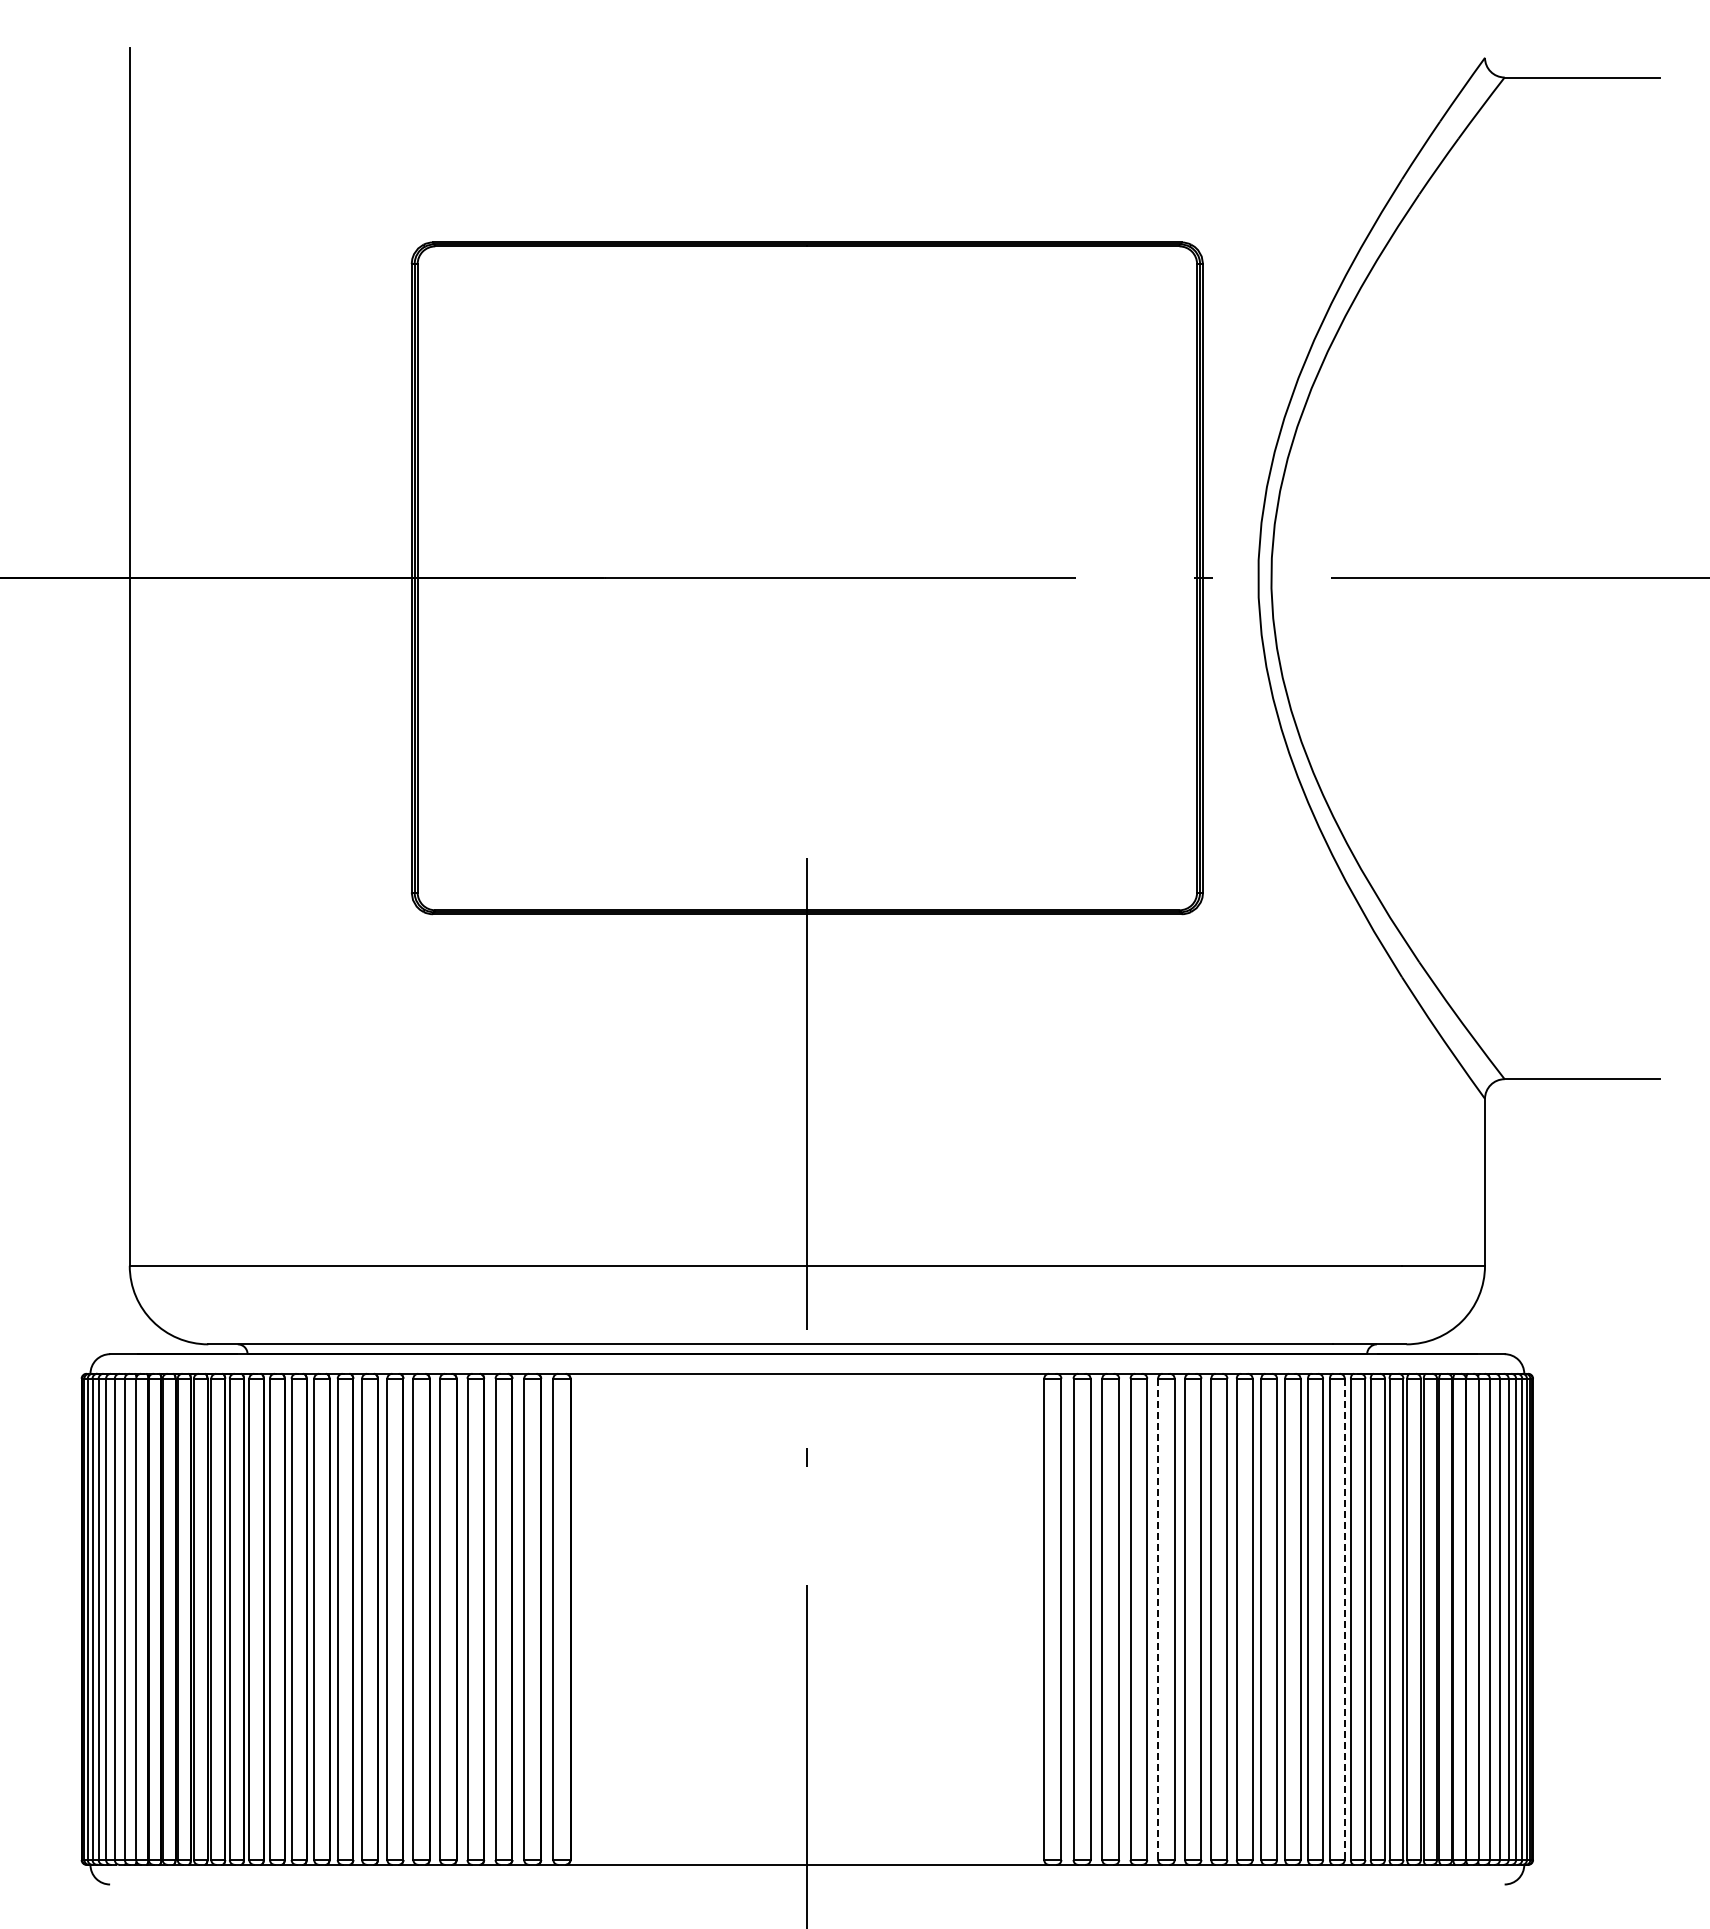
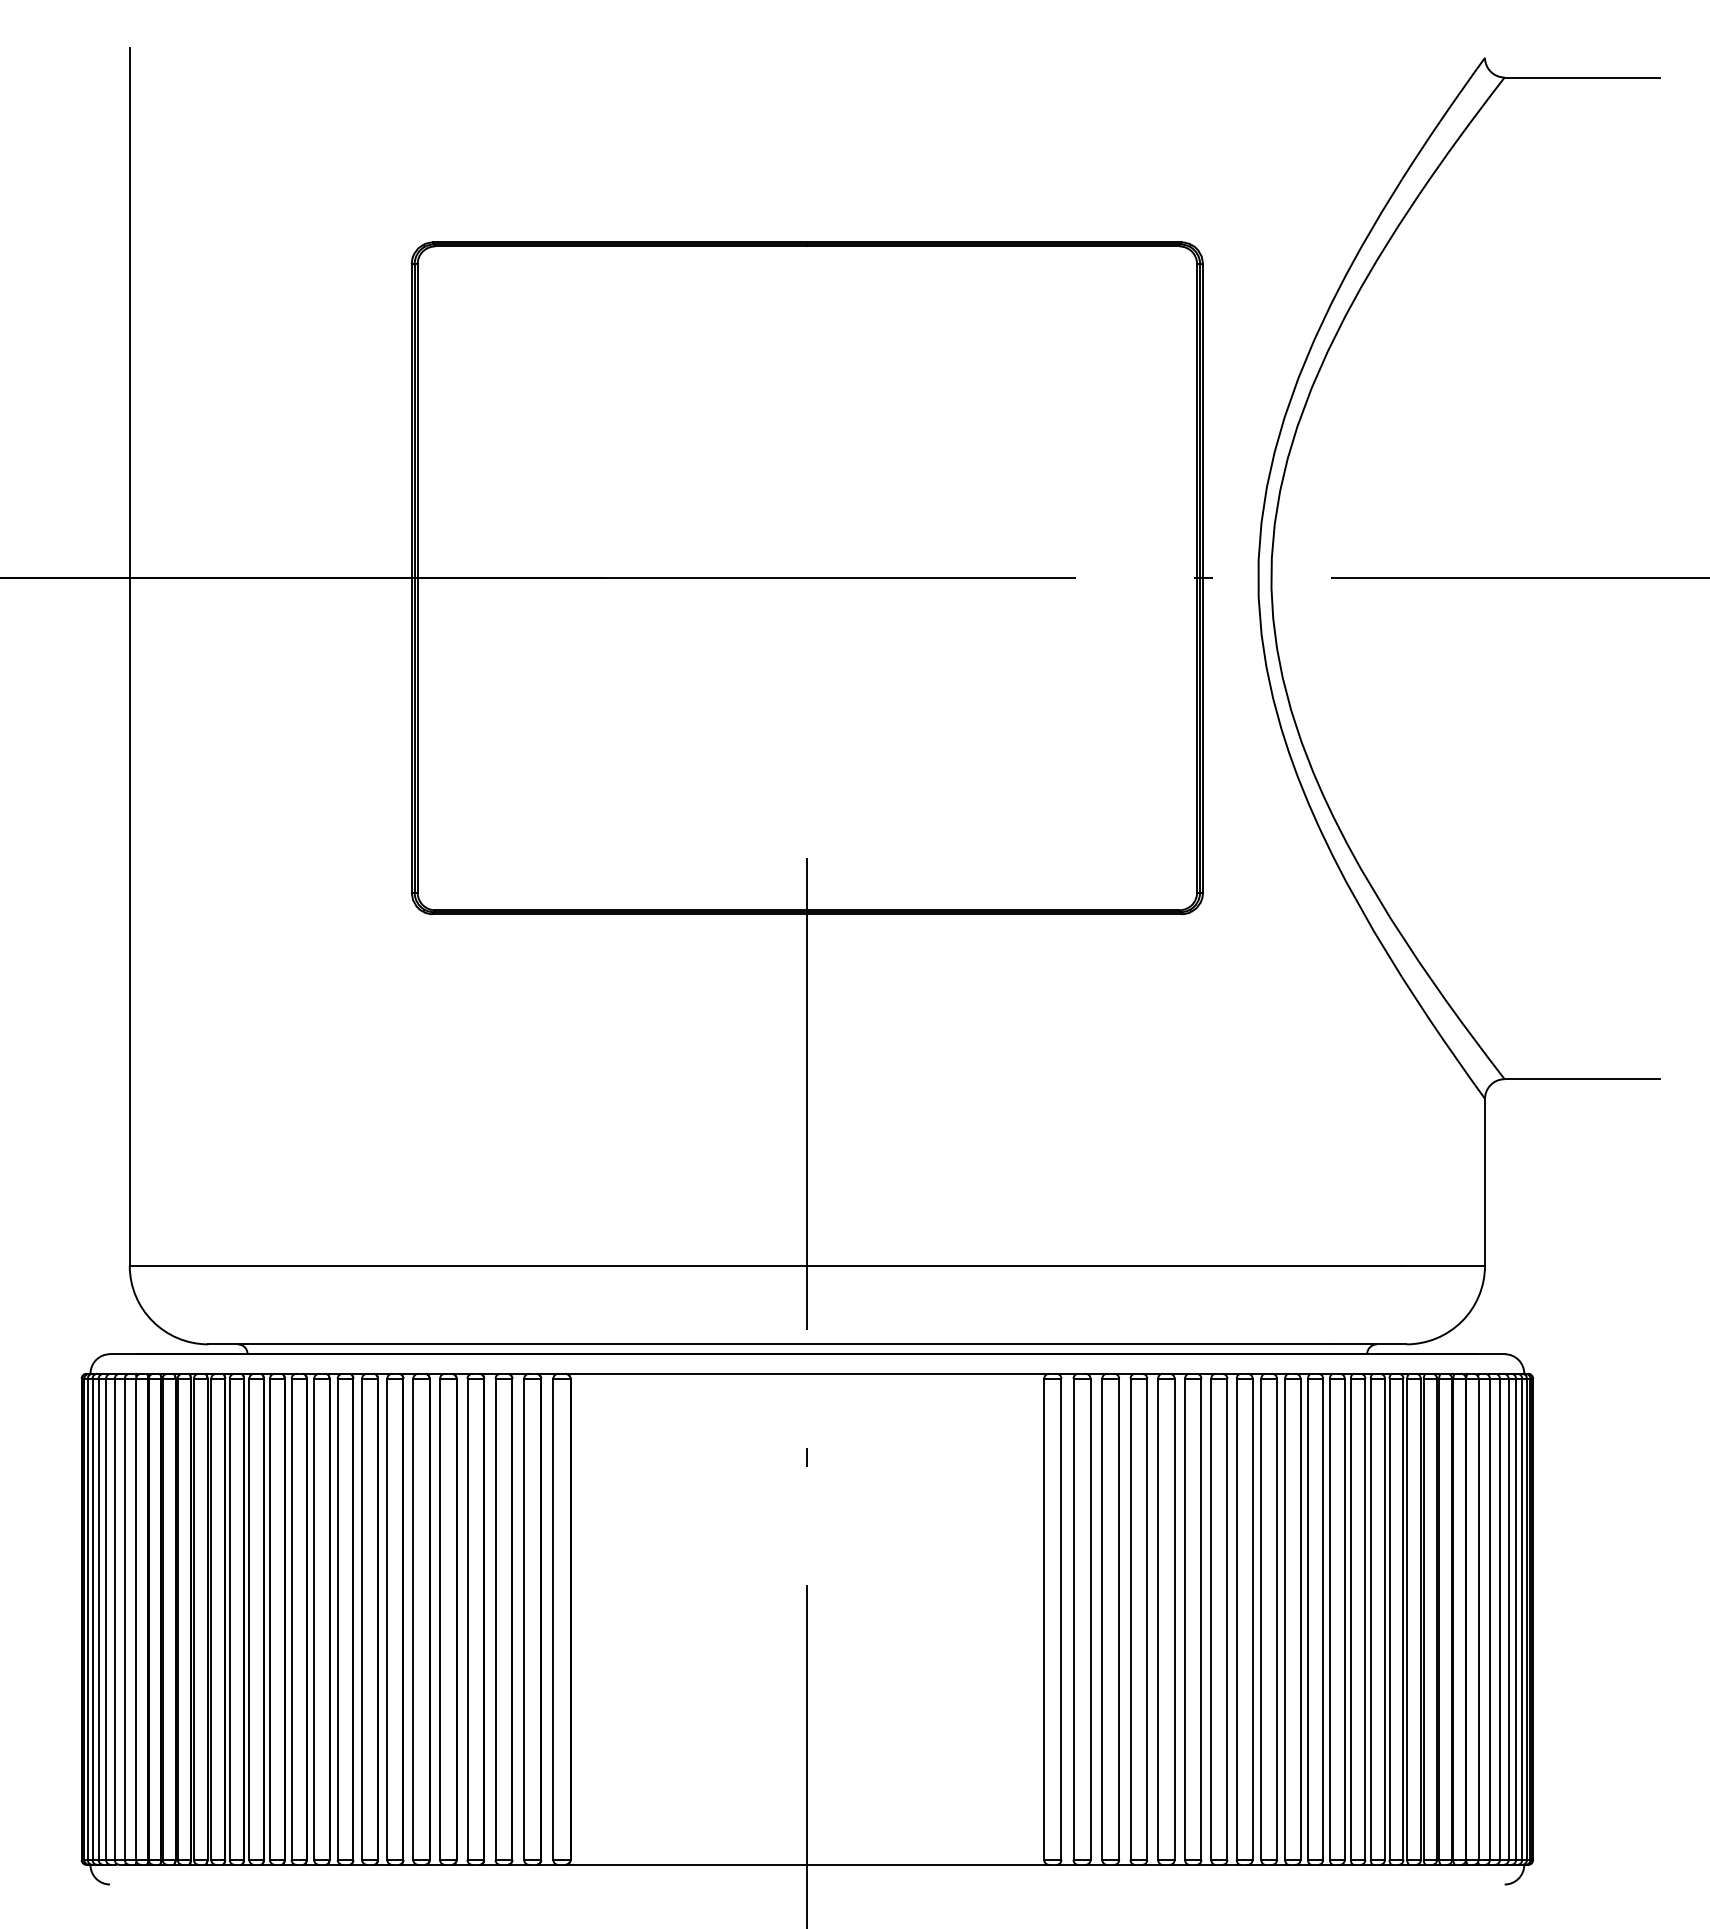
line: dashed -> solid (1158, 1619)
line: dashed -> solid (1344, 1619)
